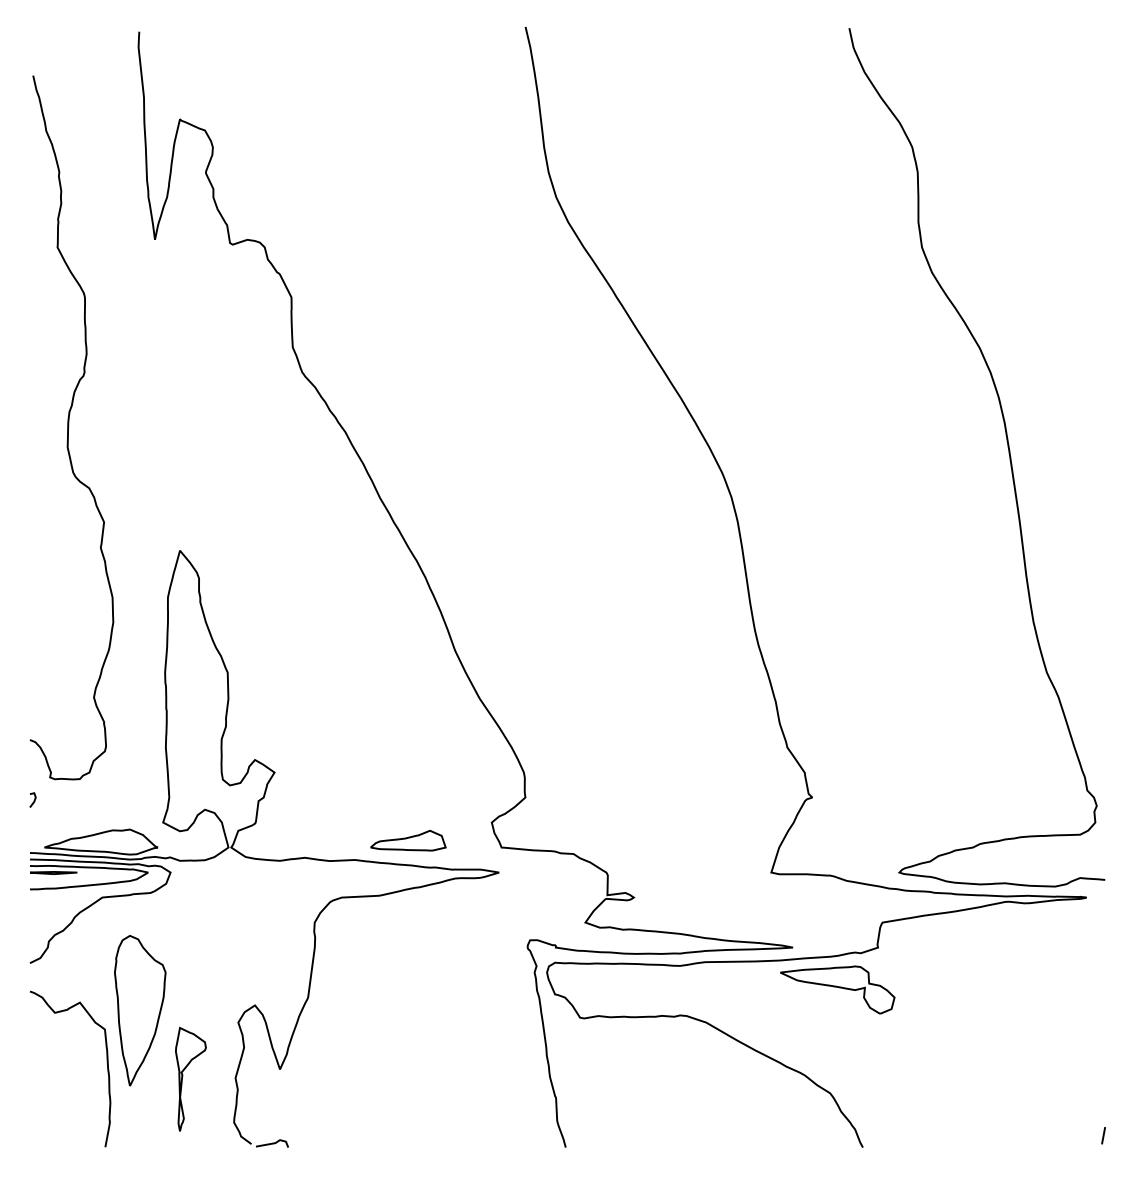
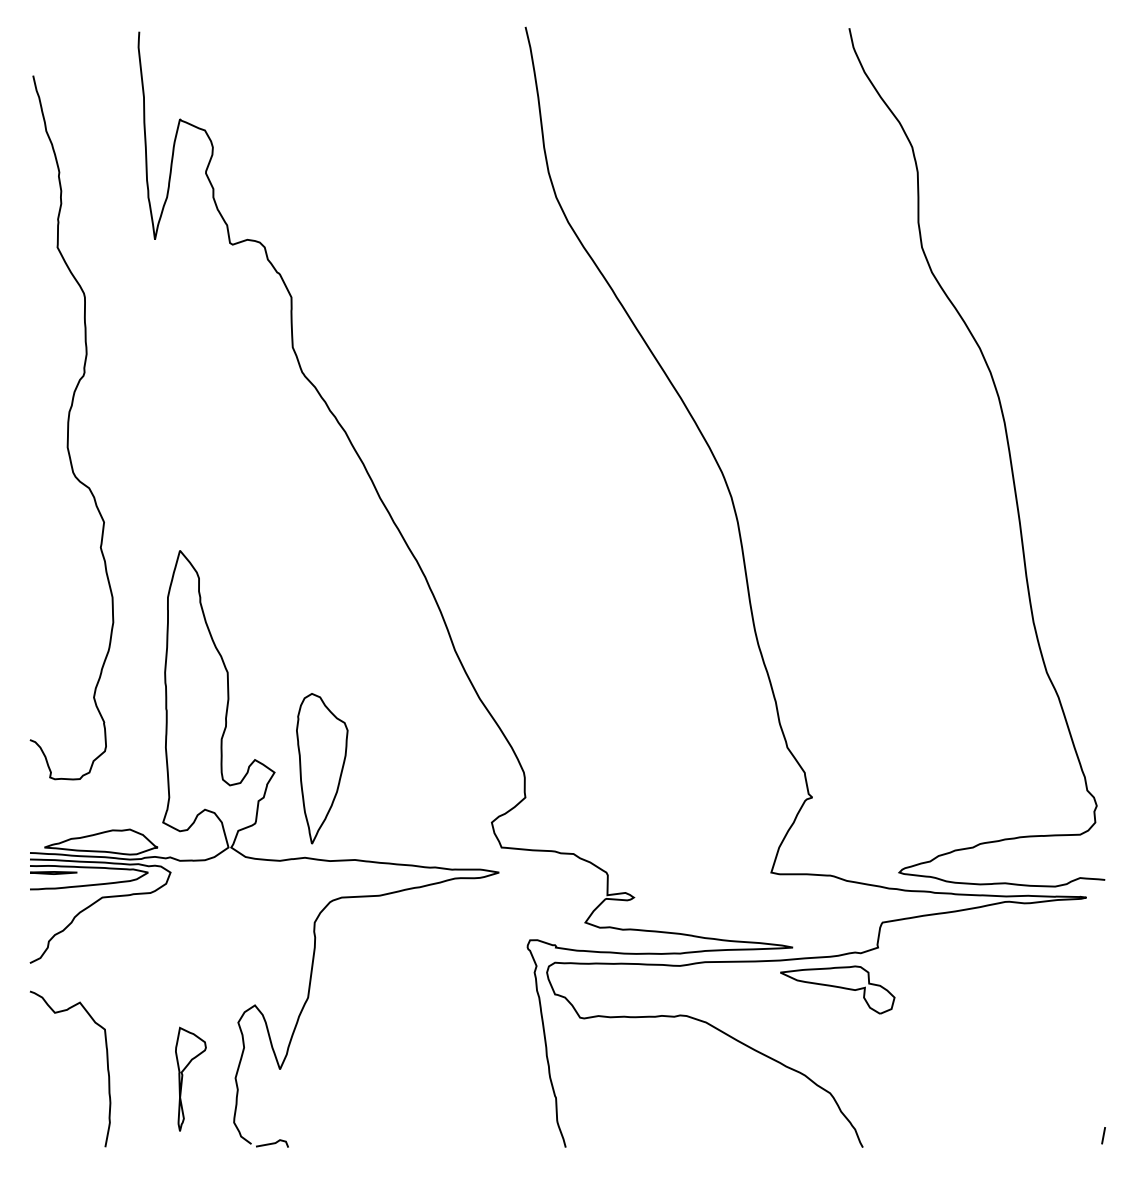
line: present -> none (33, 800)
part: present -> none (408, 840)
part position: (140, 1010) -> (322, 768) (322, 768)
